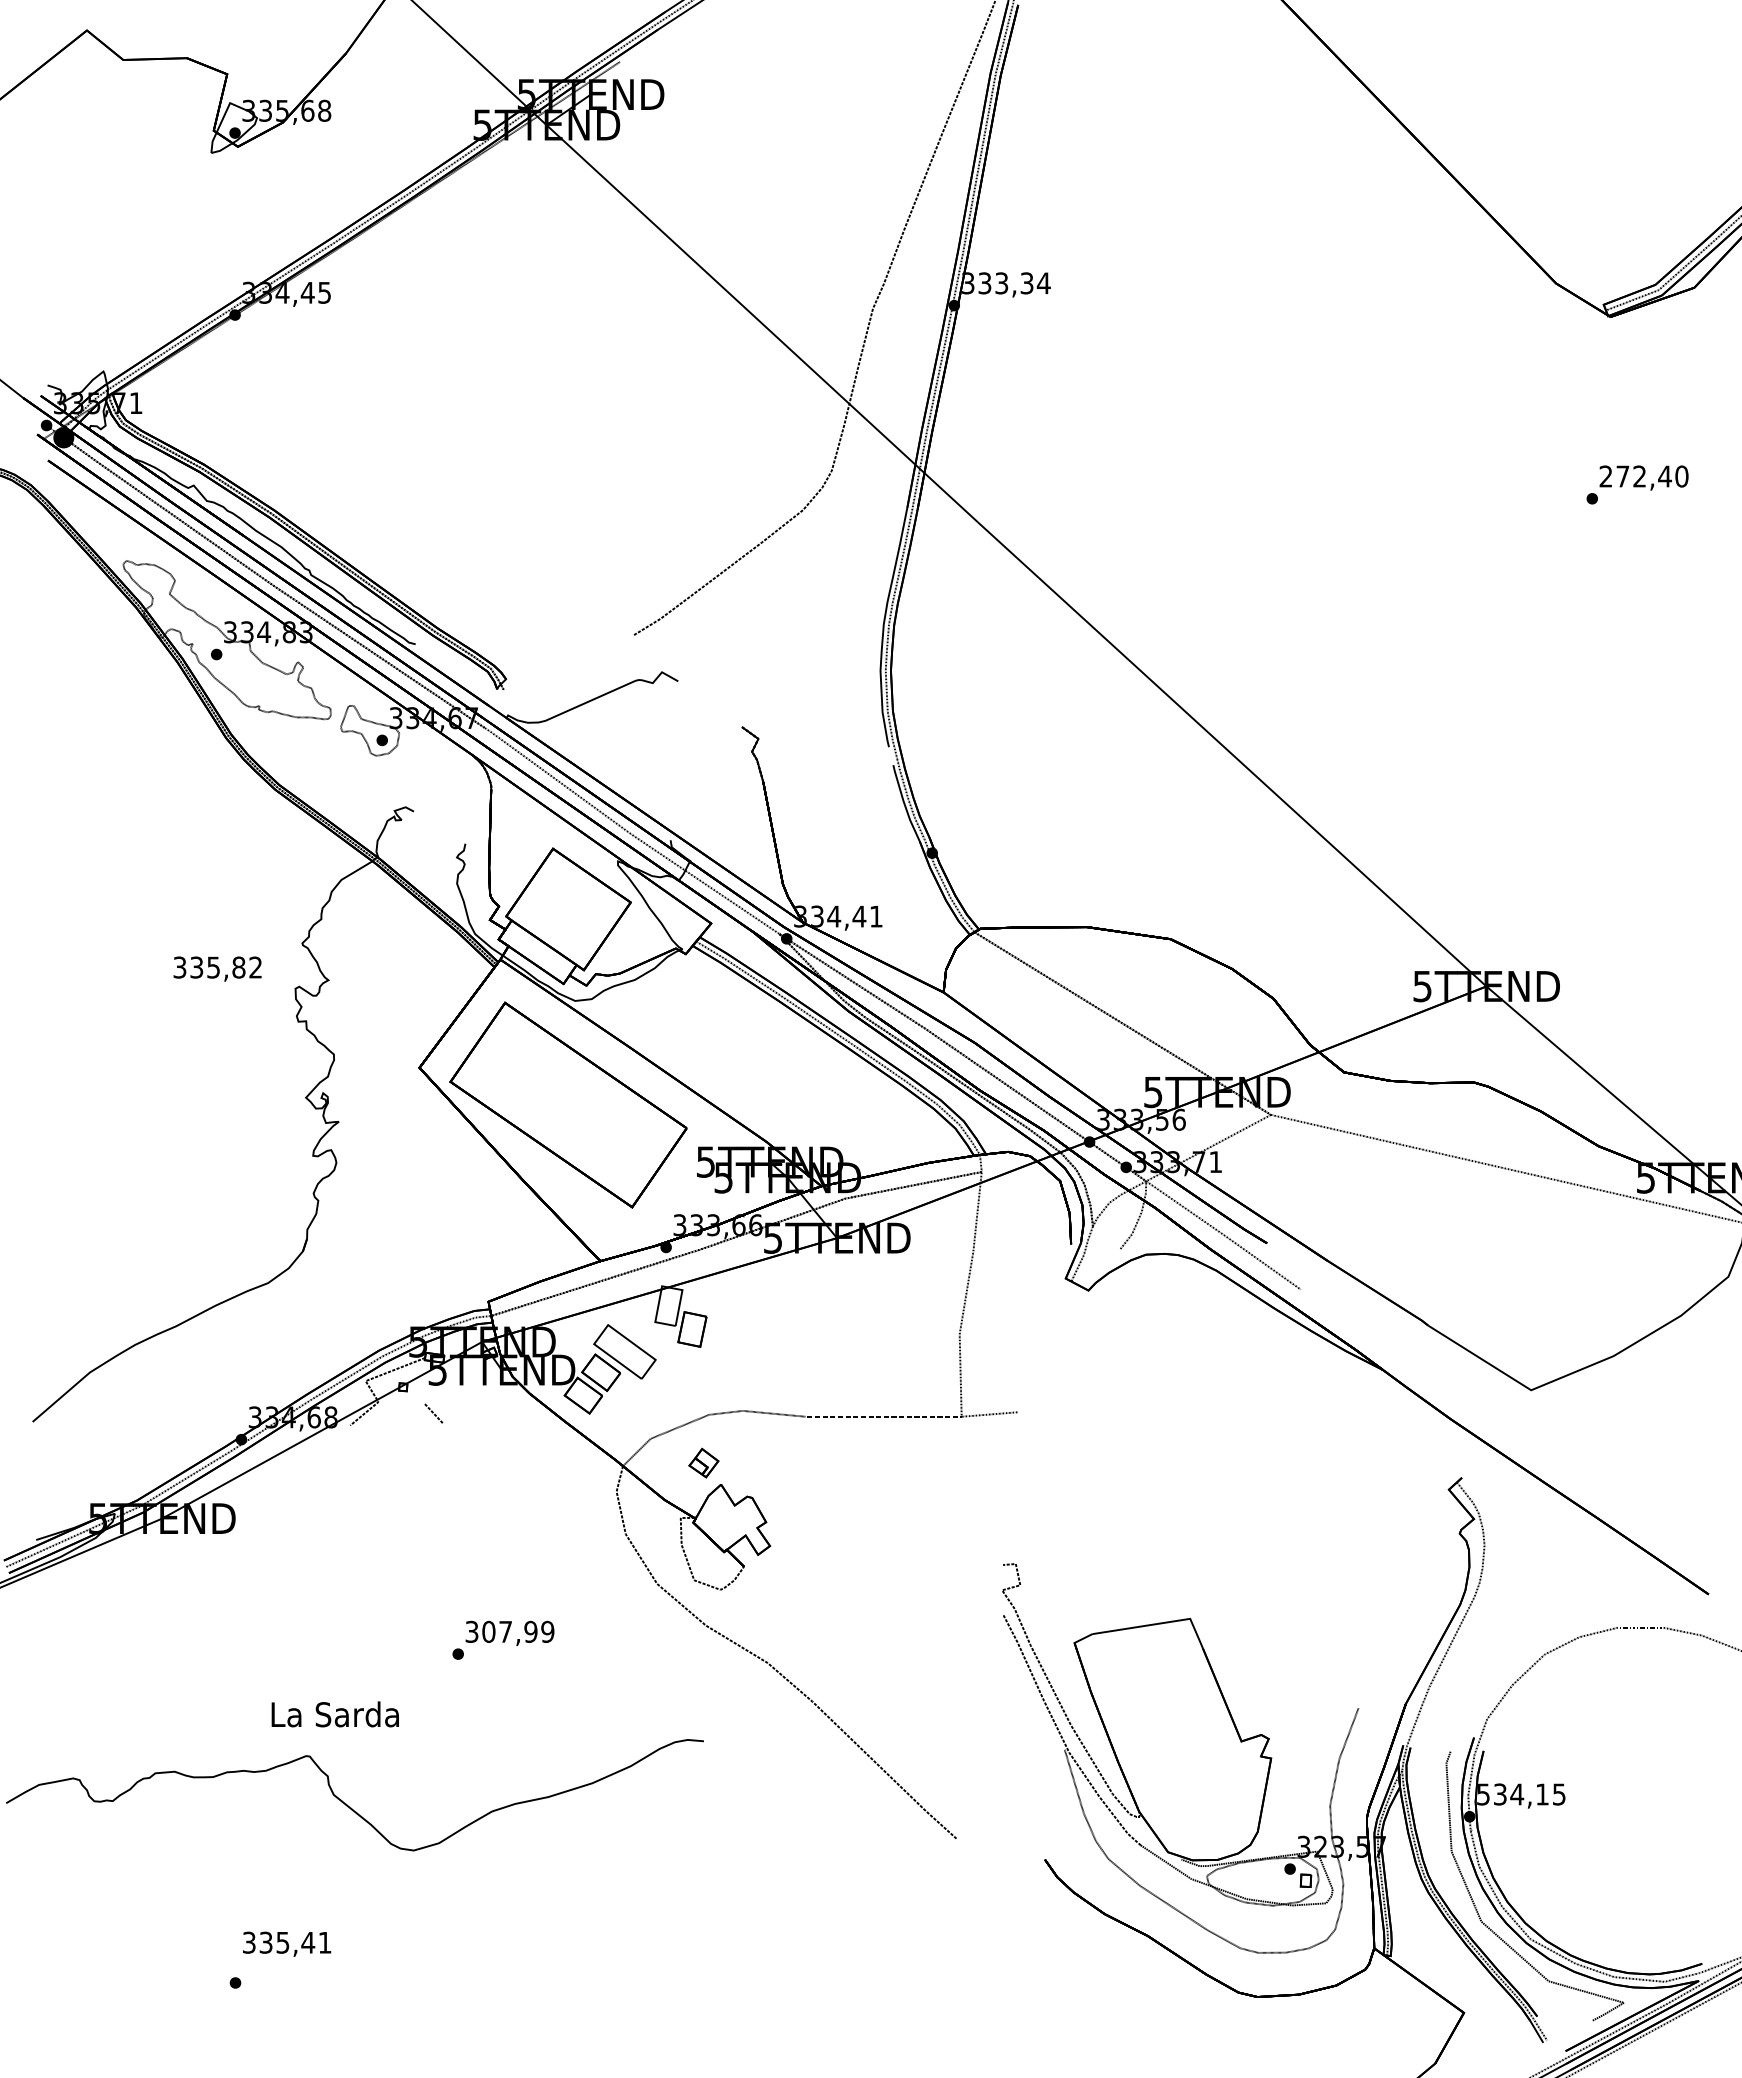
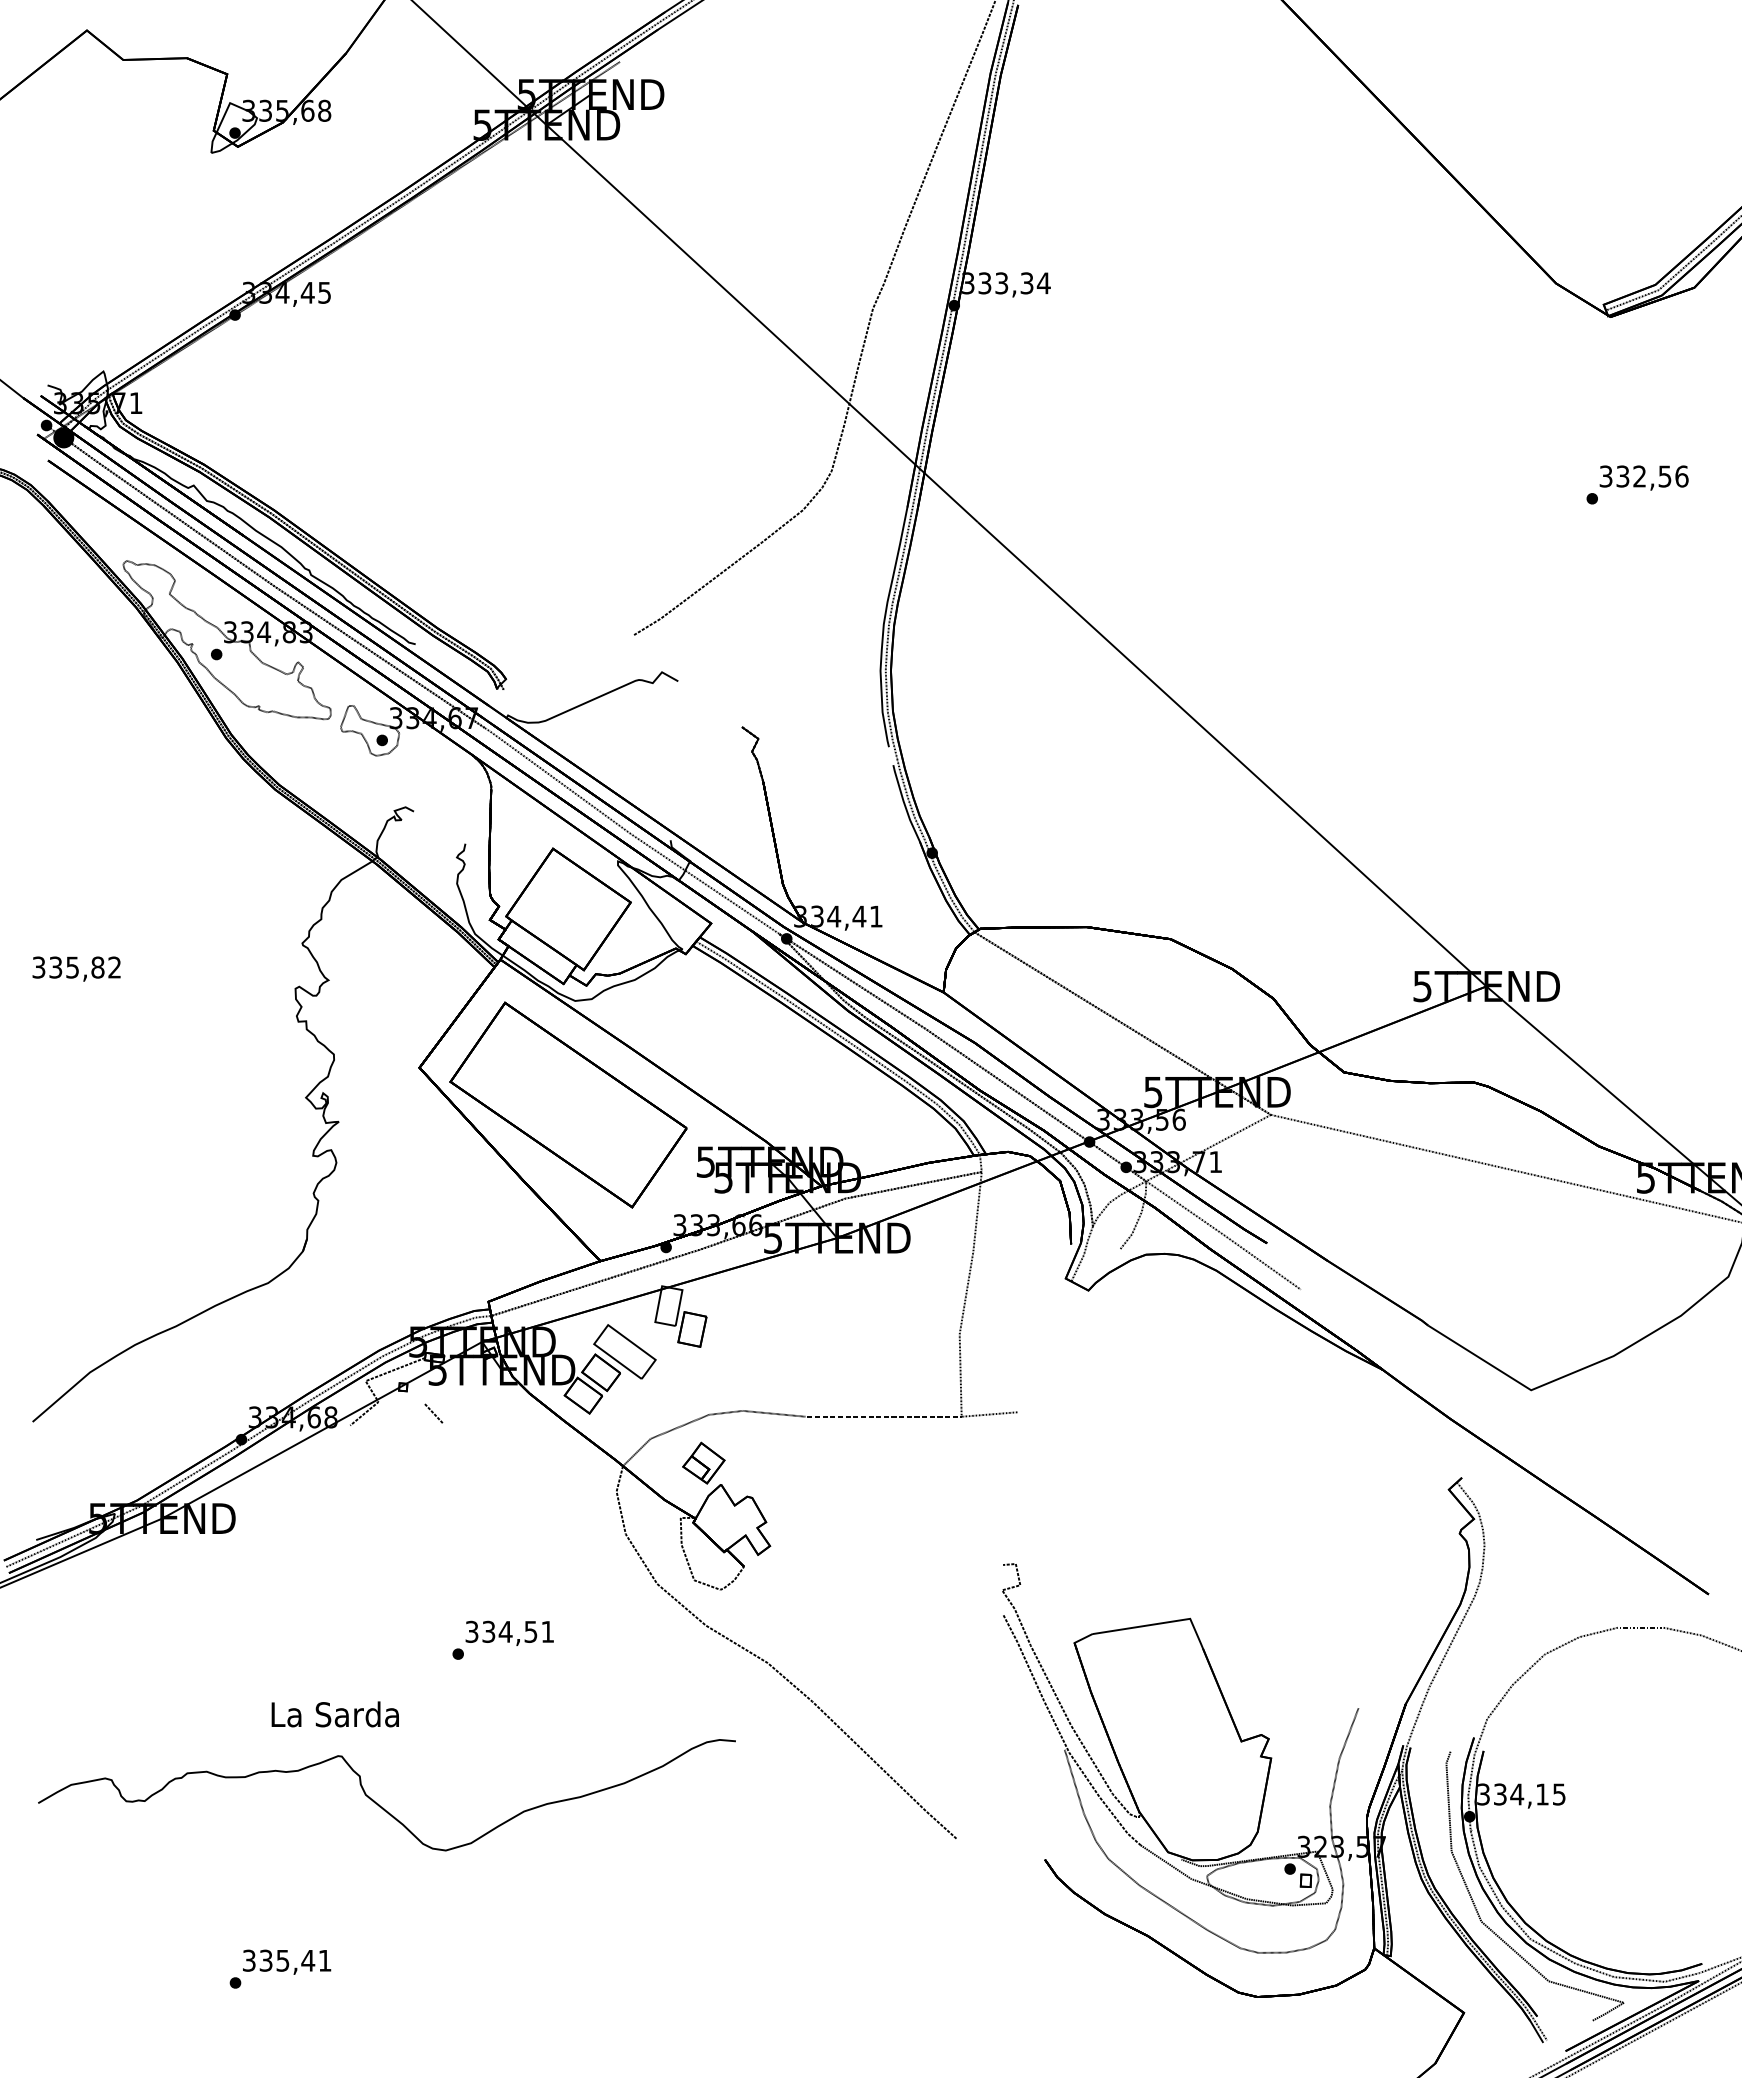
text: 272,40 -> 332,56 (1643, 476)
text position: (217, 968) -> (76, 968) (76, 968)
part size: 32x32 px -> 44x44 px (703, 1462)
text: 307,99 -> 334,51 (518, 1631)
text: 534,15 -> 334,15 (1483, 1793)
curve position: (346, 1803) -> (378, 1803) (378, 1803)
text position: (287, 1943) -> (287, 1961) (287, 1961)
